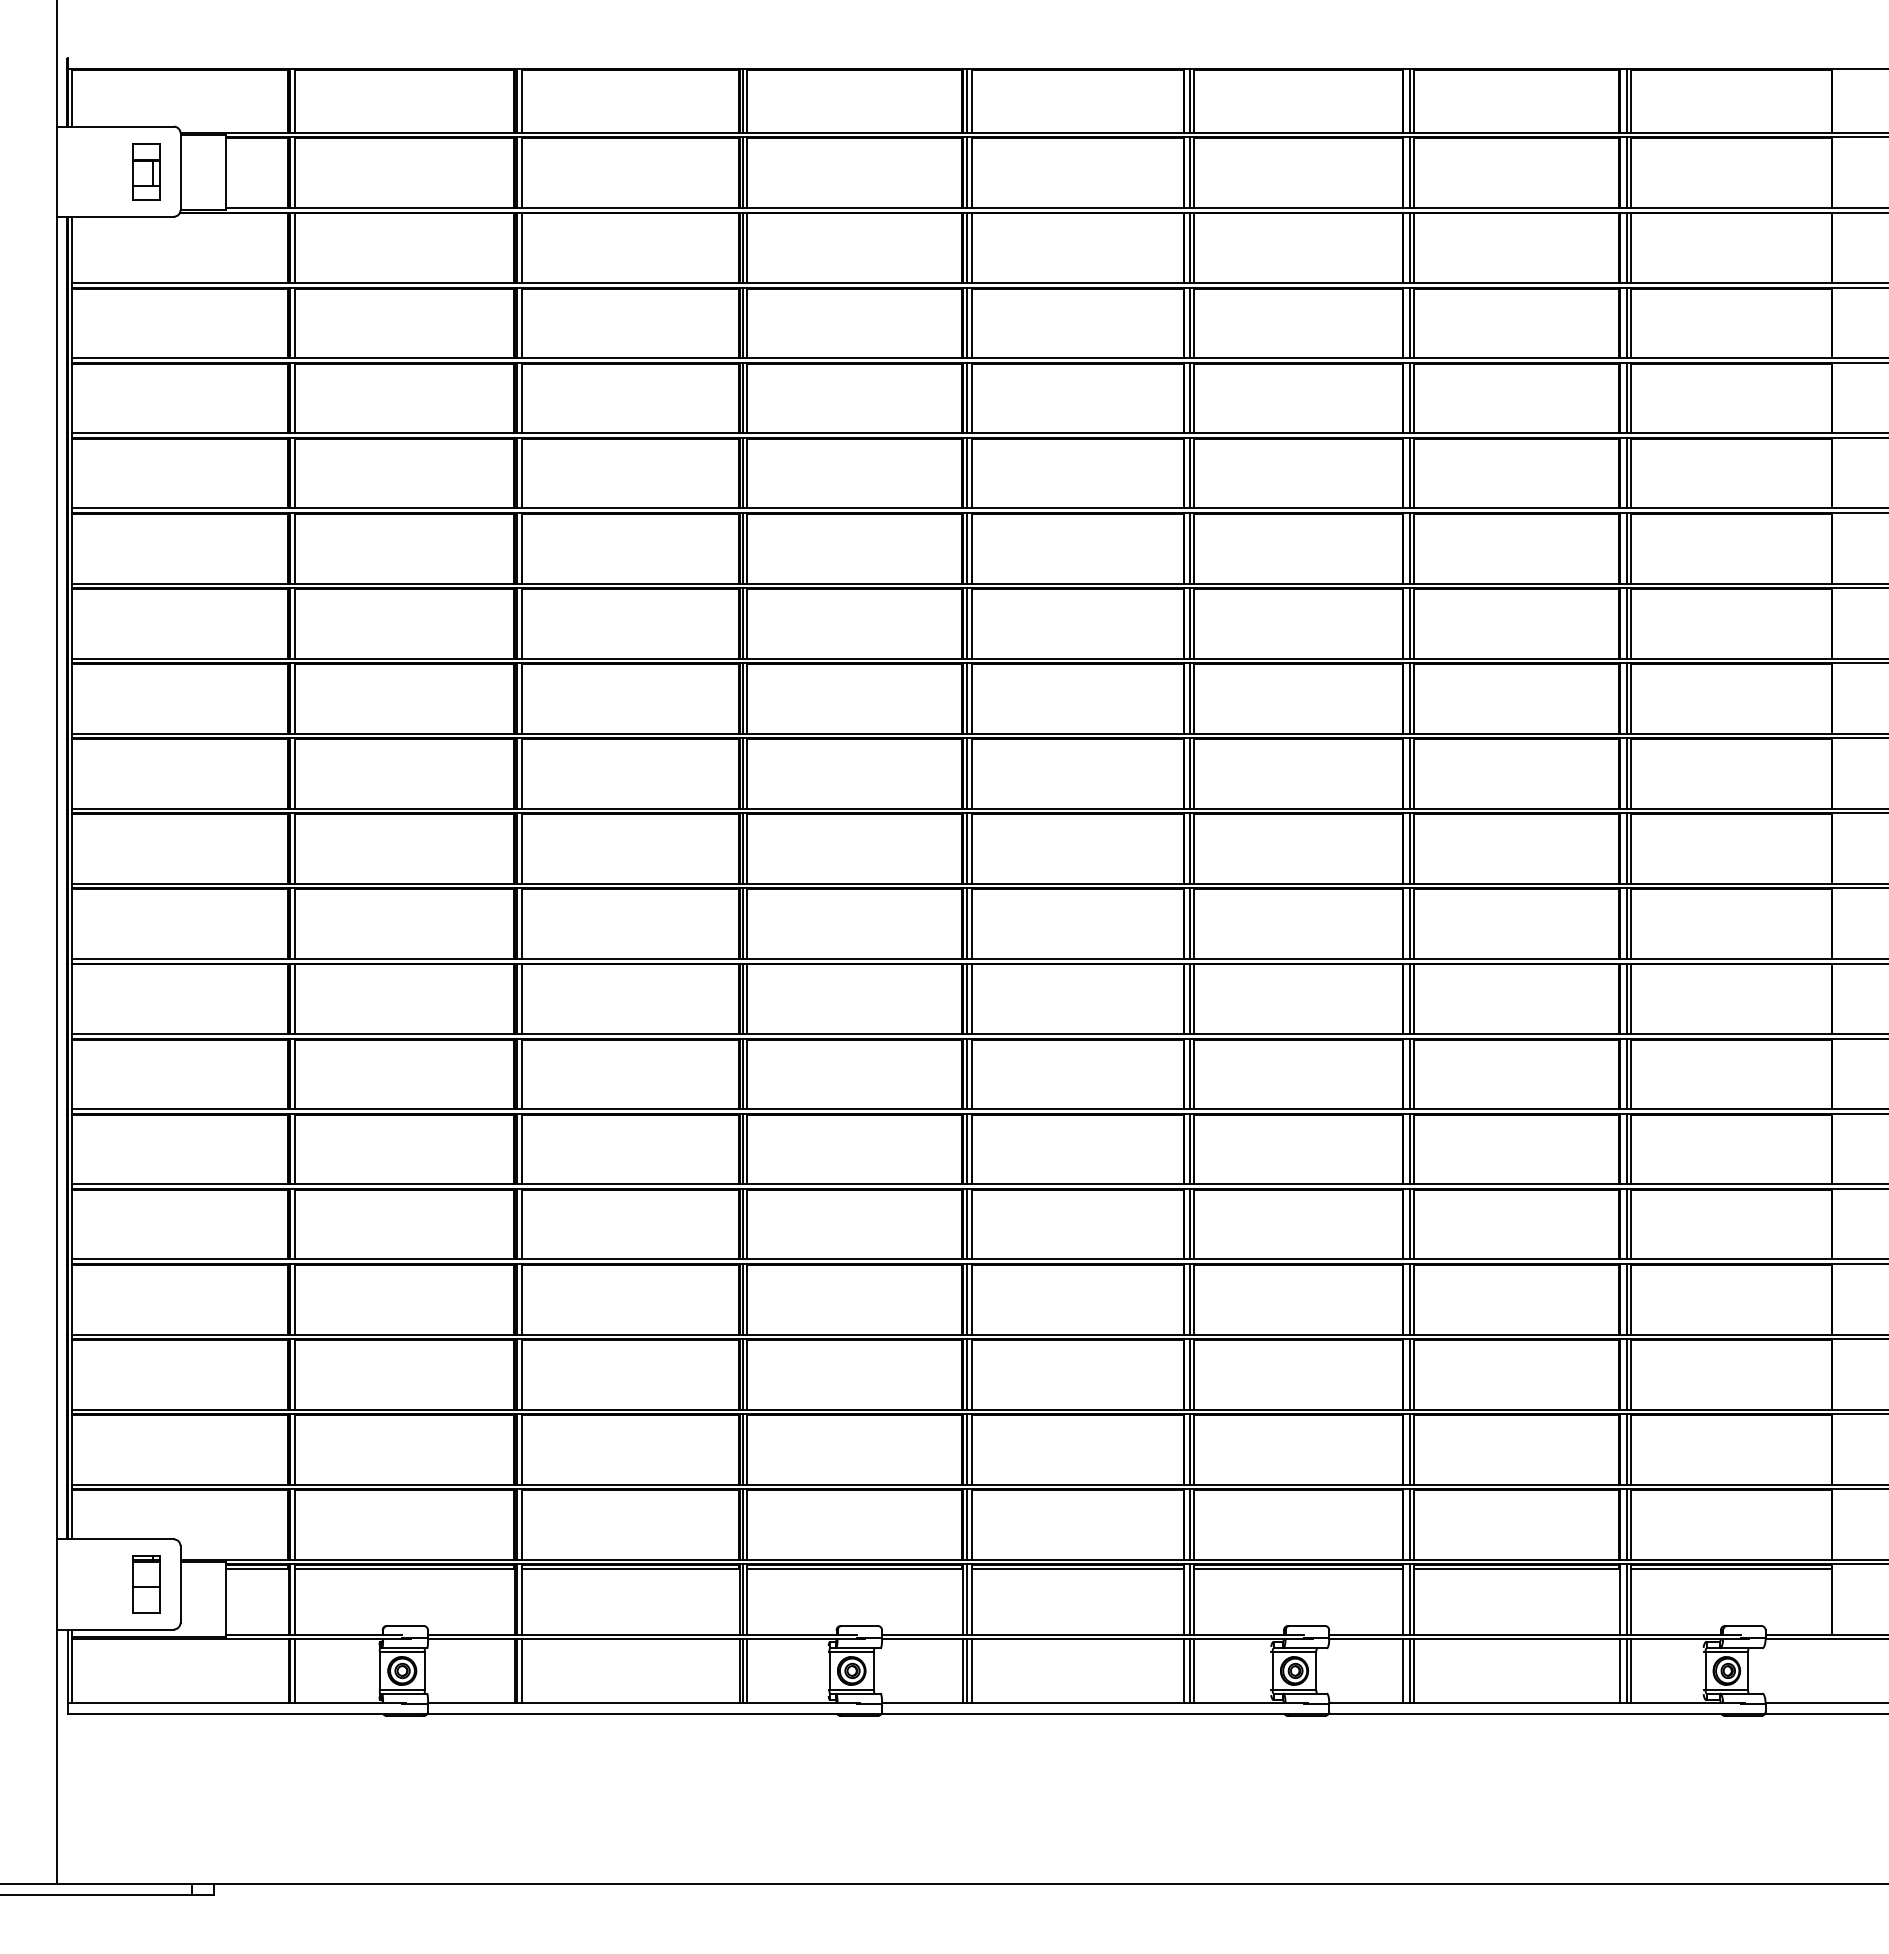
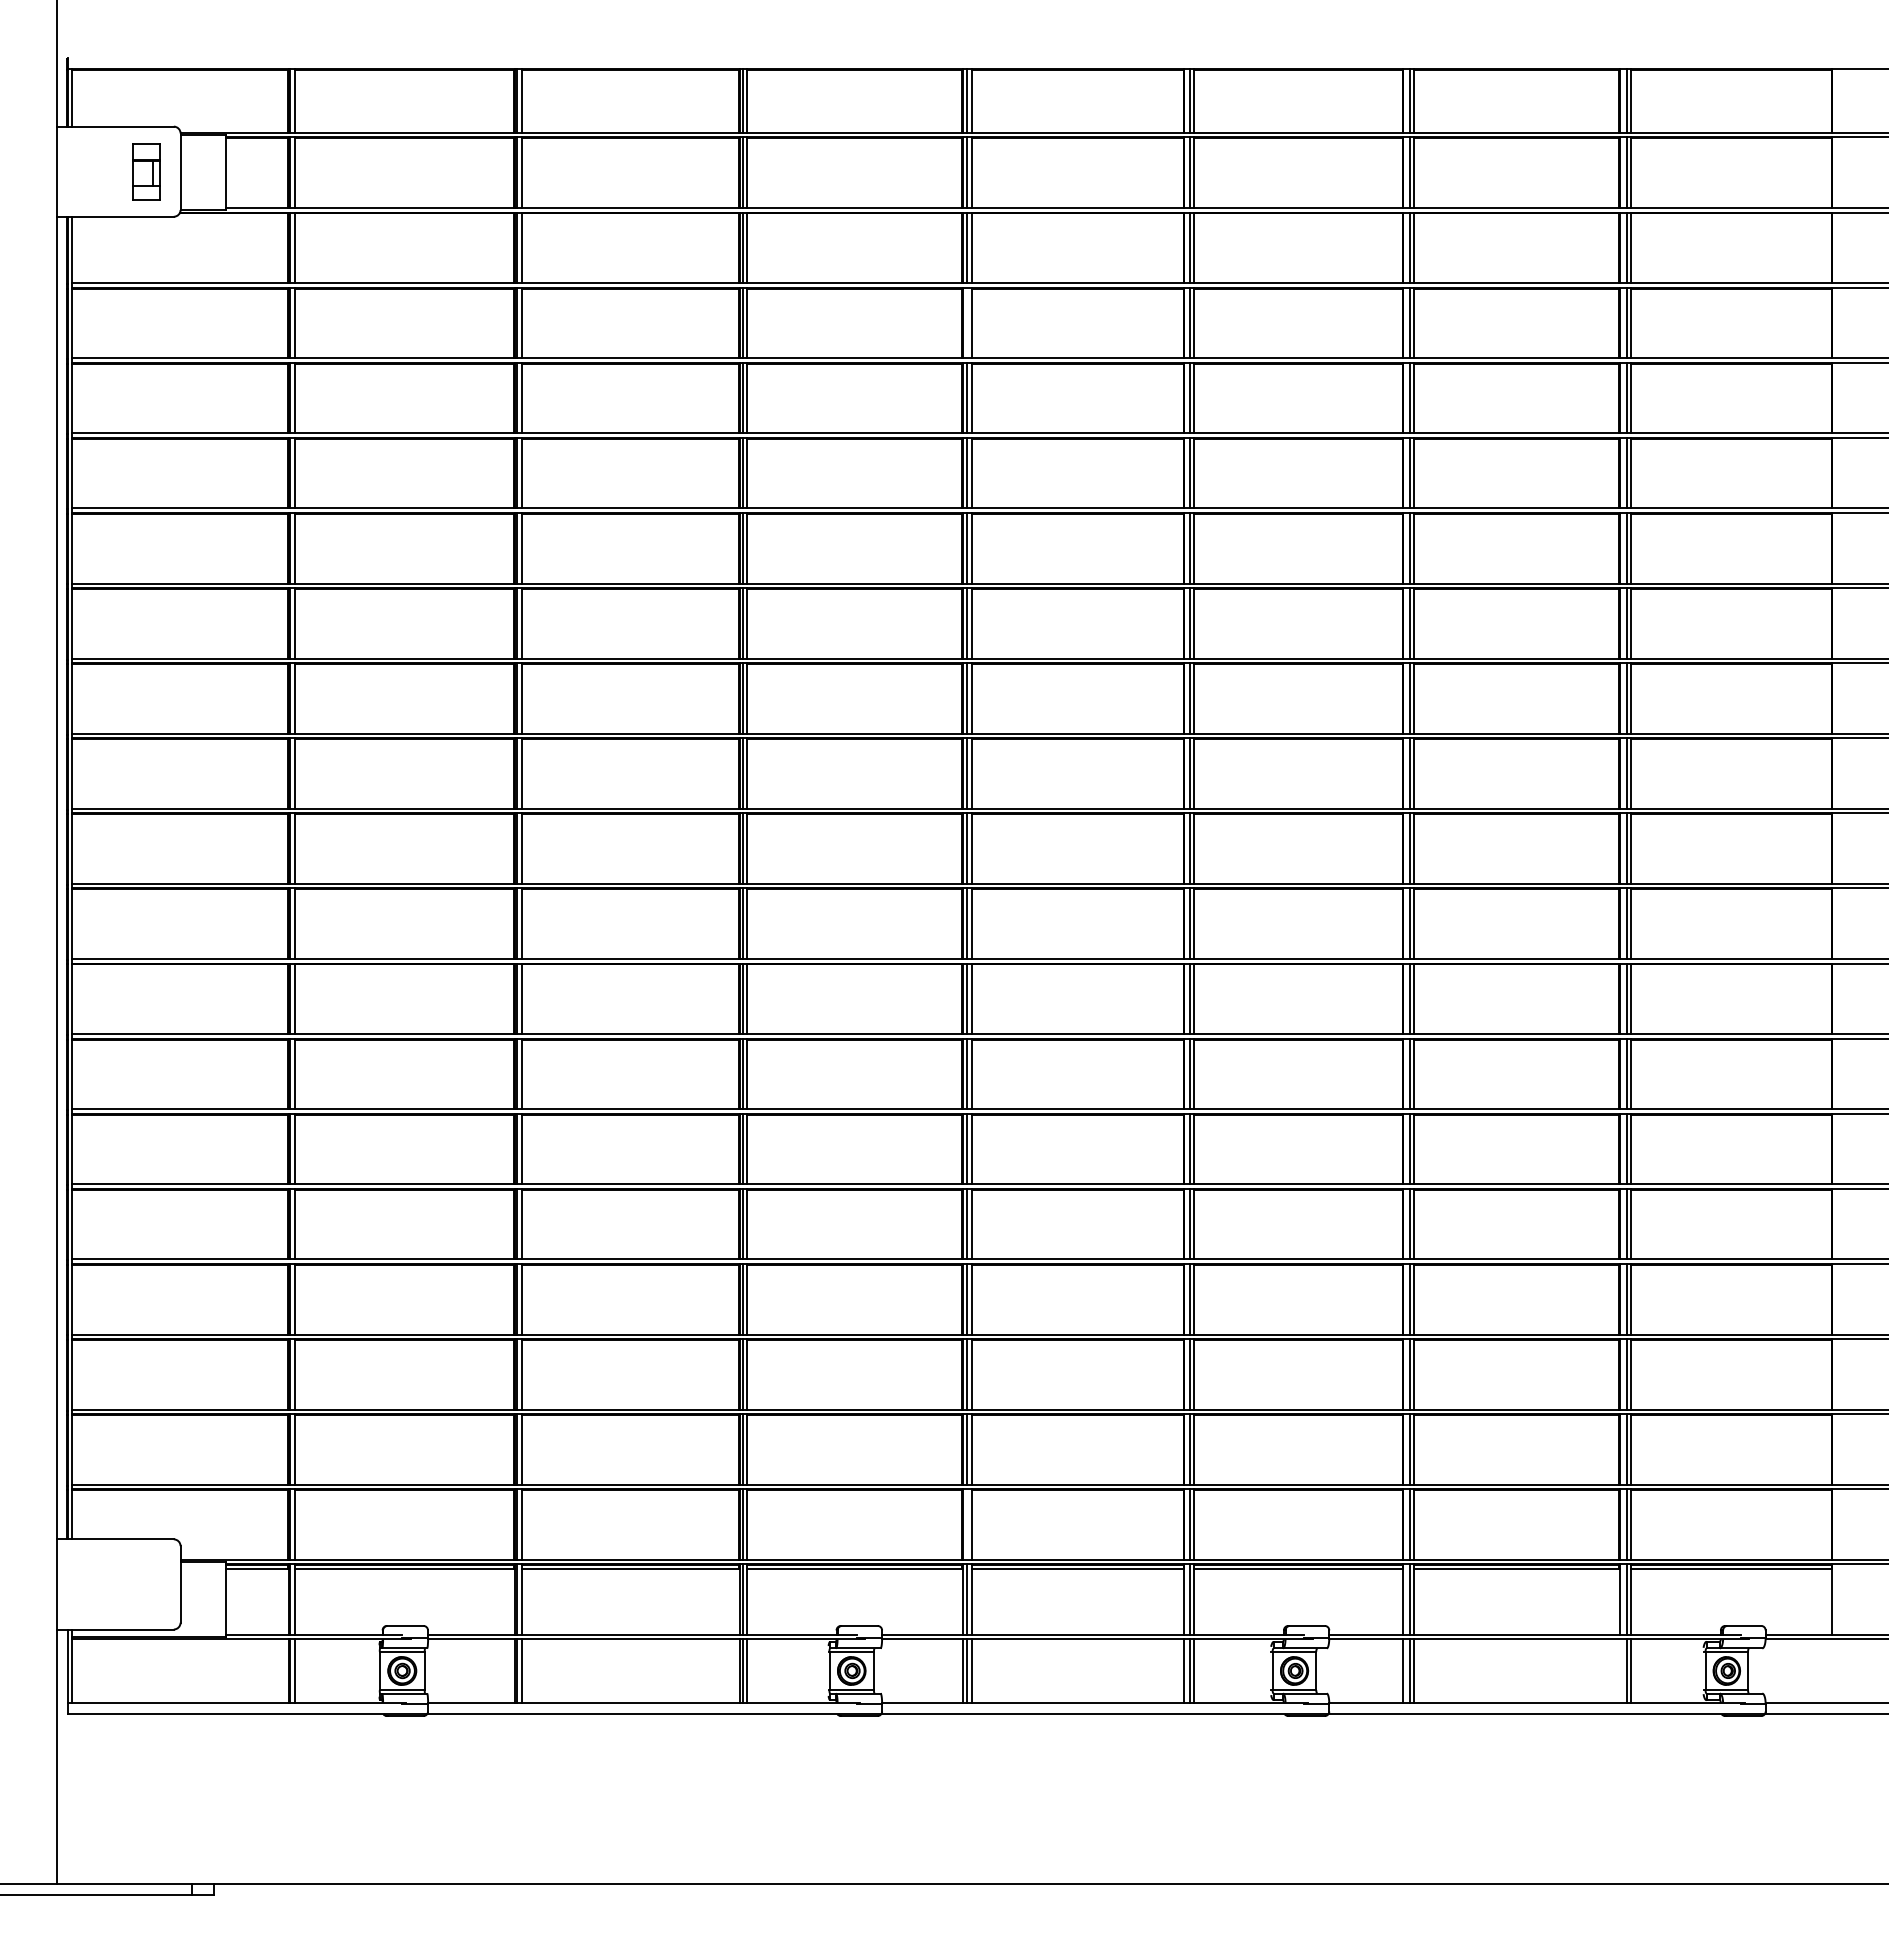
line: present -> none (967, 322)
line: present -> none (967, 1524)
part: present -> none (146, 1584)
line: present -> none (1619, 1670)
